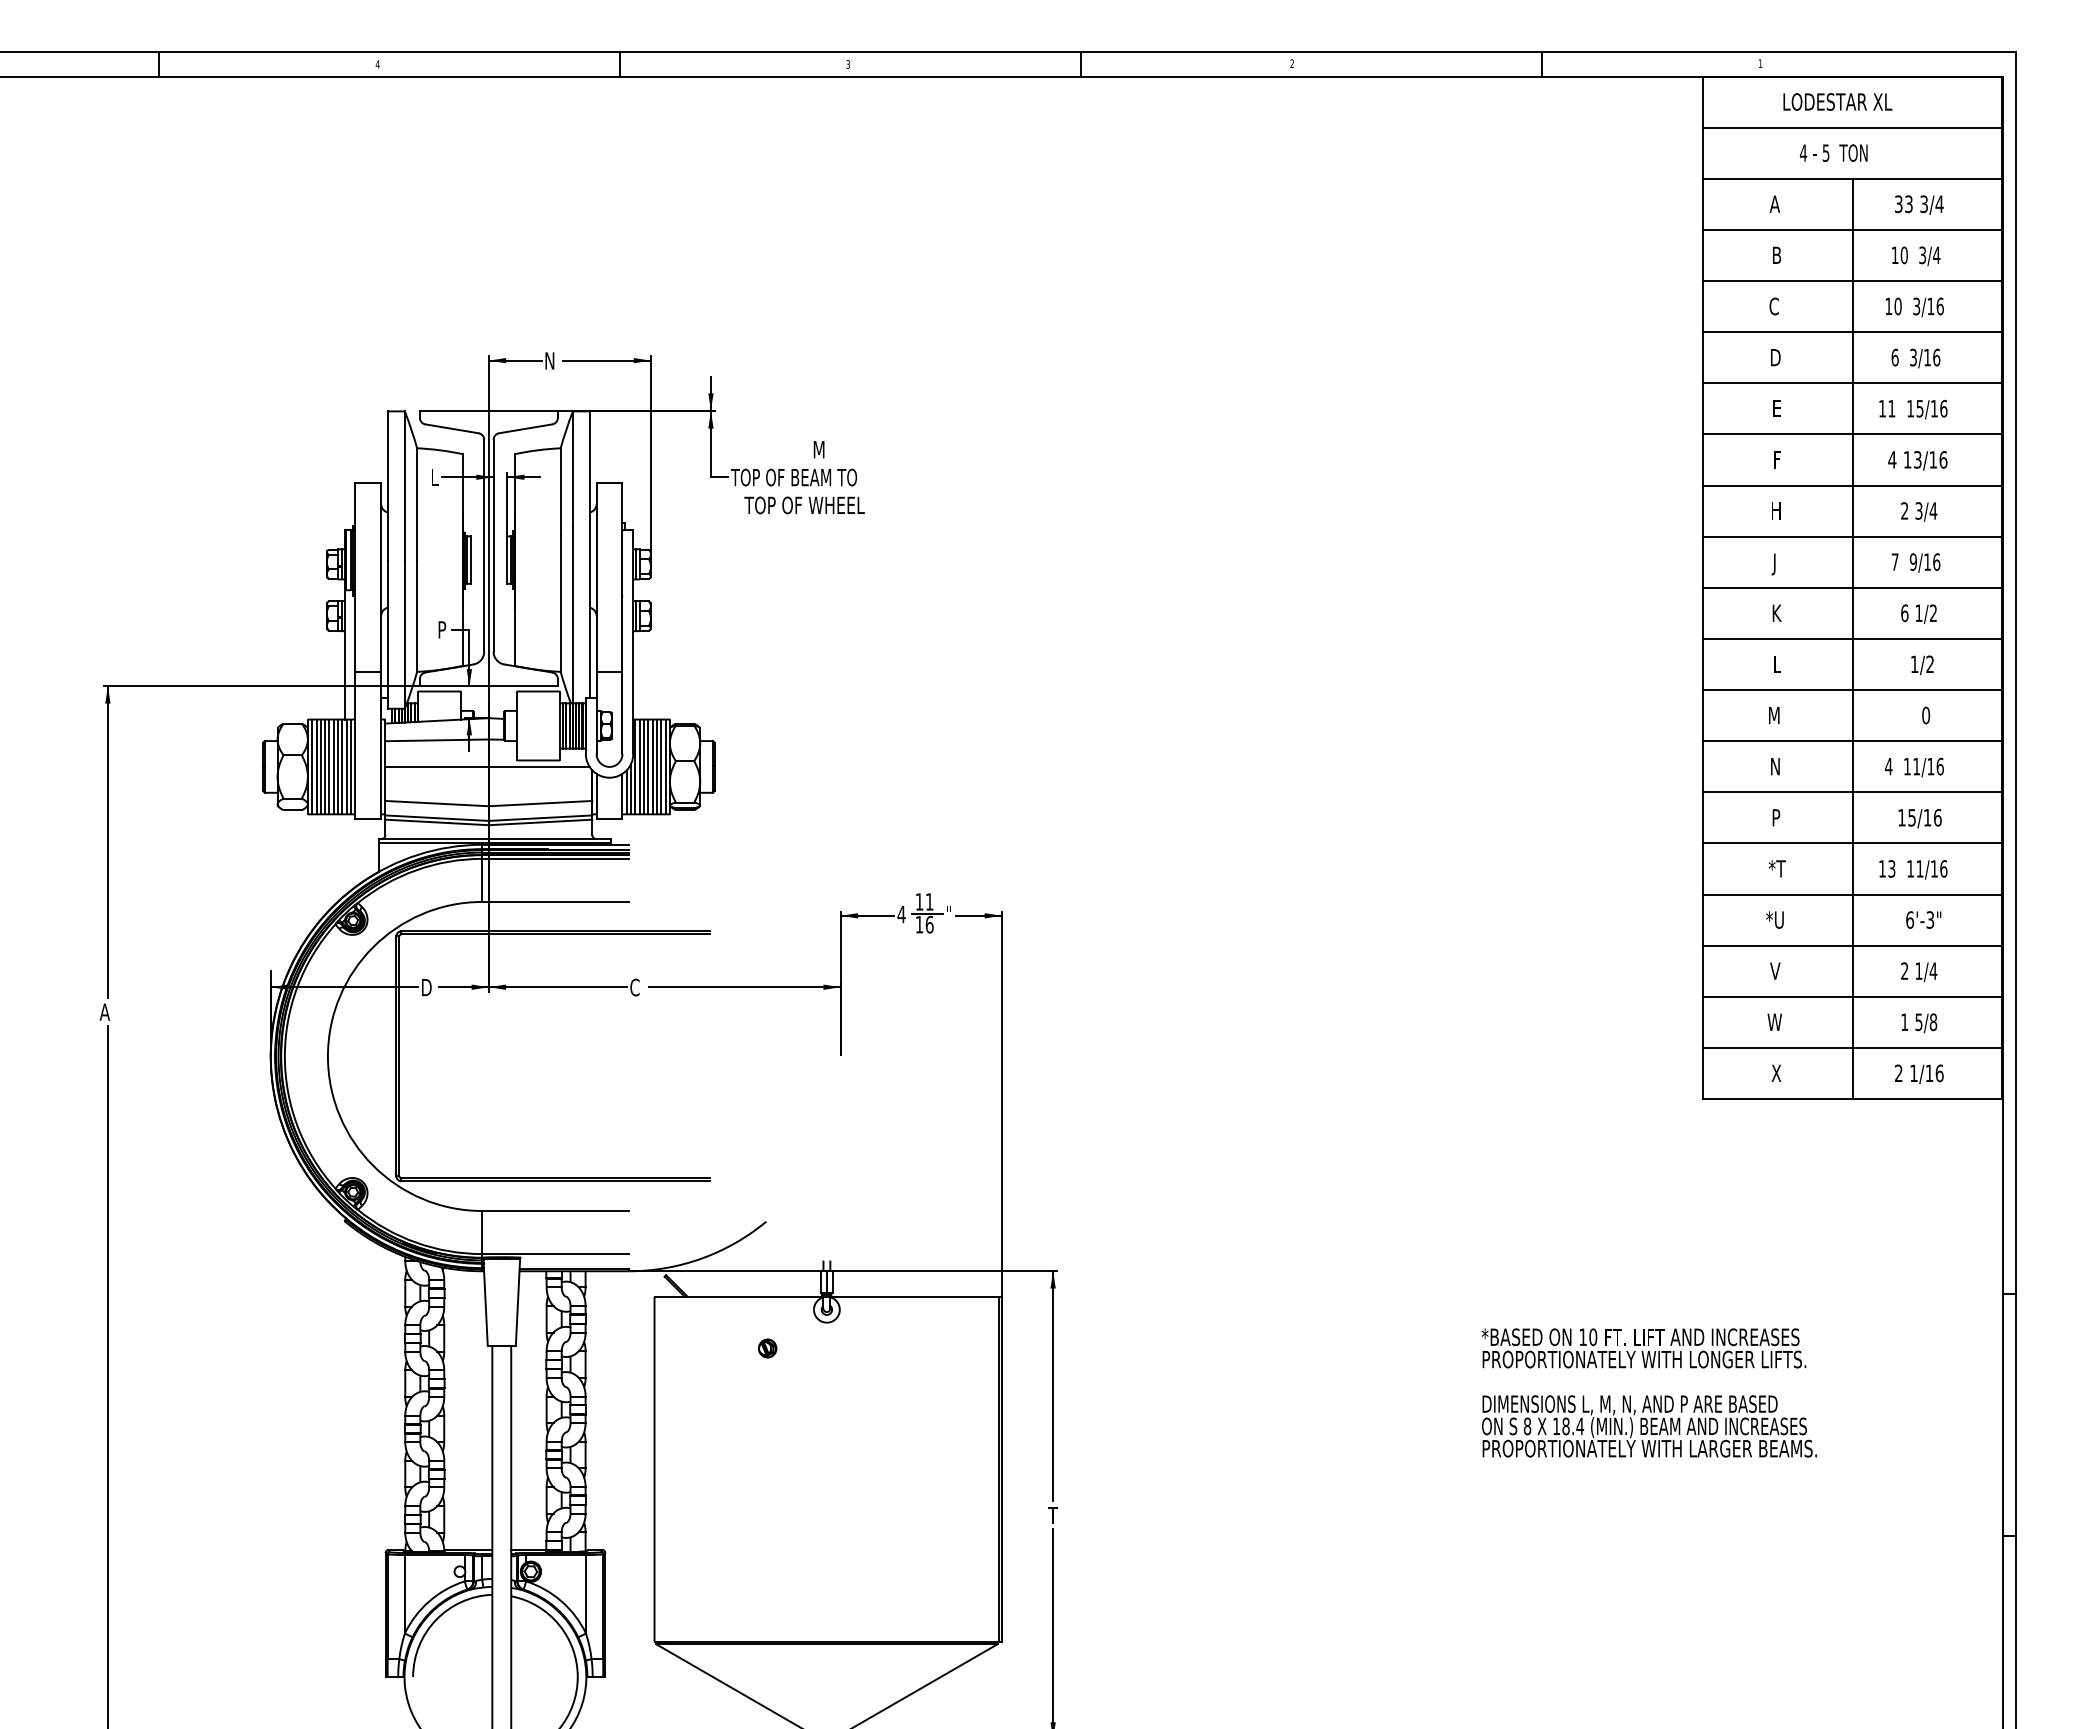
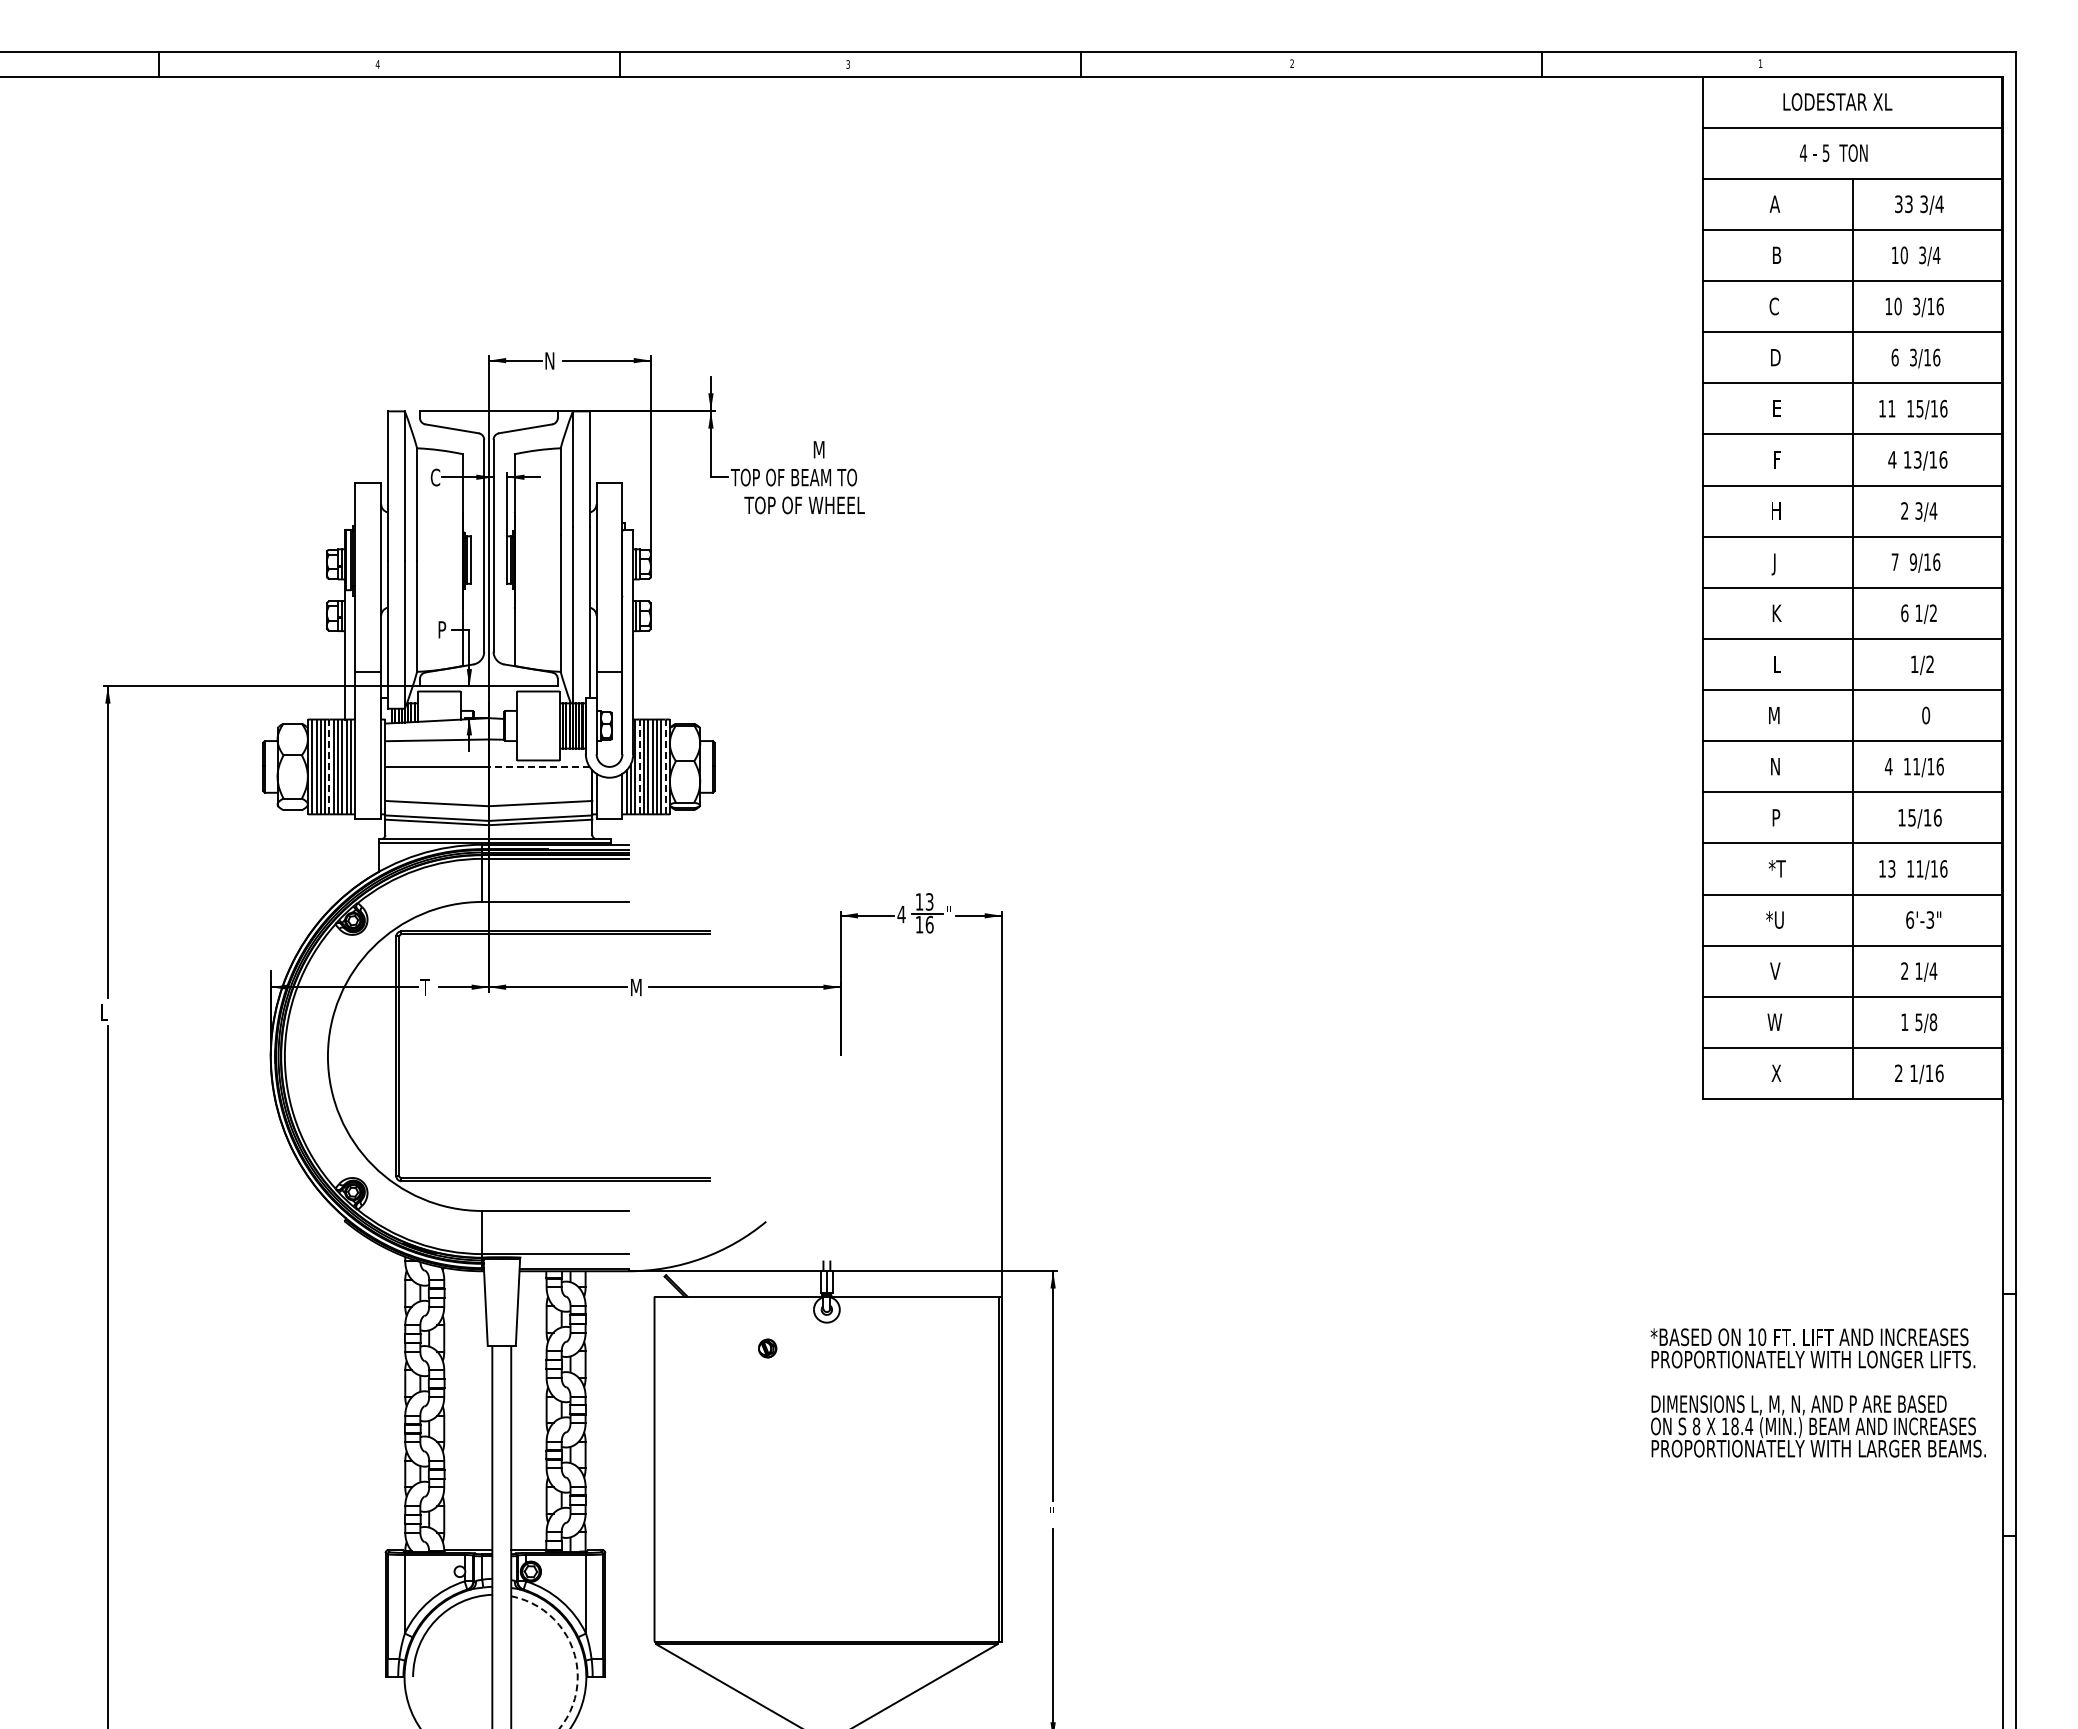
text: L -> C (435, 477)
line: solid -> dashed (329, 766)
line: solid -> dashed (538, 766)
line: solid -> dashed (639, 766)
line: solid -> dashed (665, 766)
text: 11 -> 13 (929, 901)
text: D -> T (425, 987)
text: C -> M (635, 987)
text: A -> L (104, 1011)
text position: (1648, 1392) -> (1817, 1392) (1817, 1392)
text: T -> " (1052, 1515)
arc: solid -> dashed (572, 1648)
